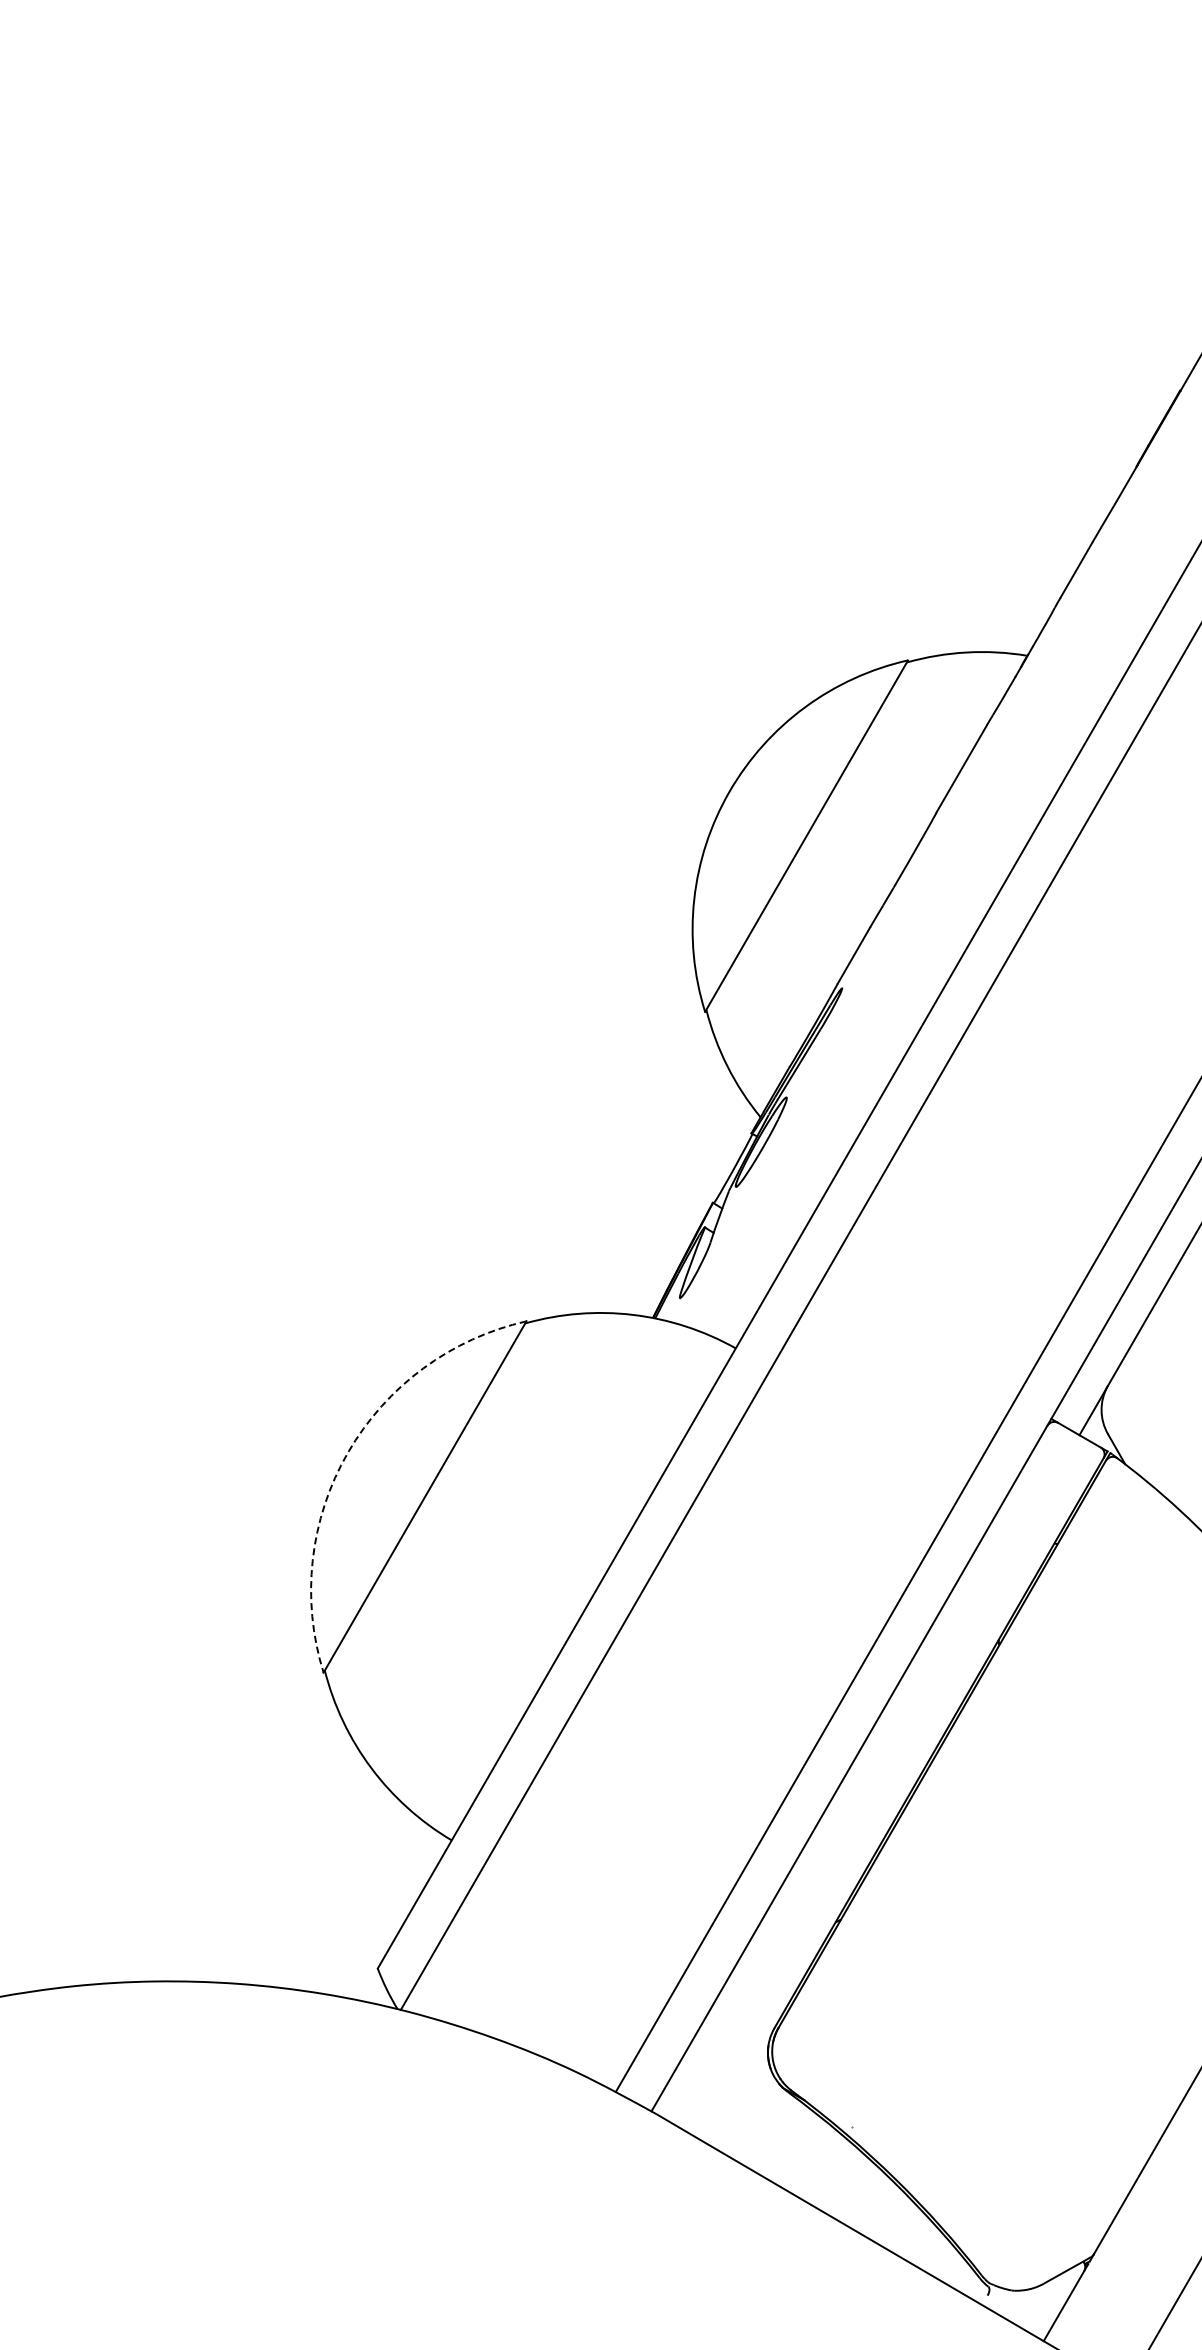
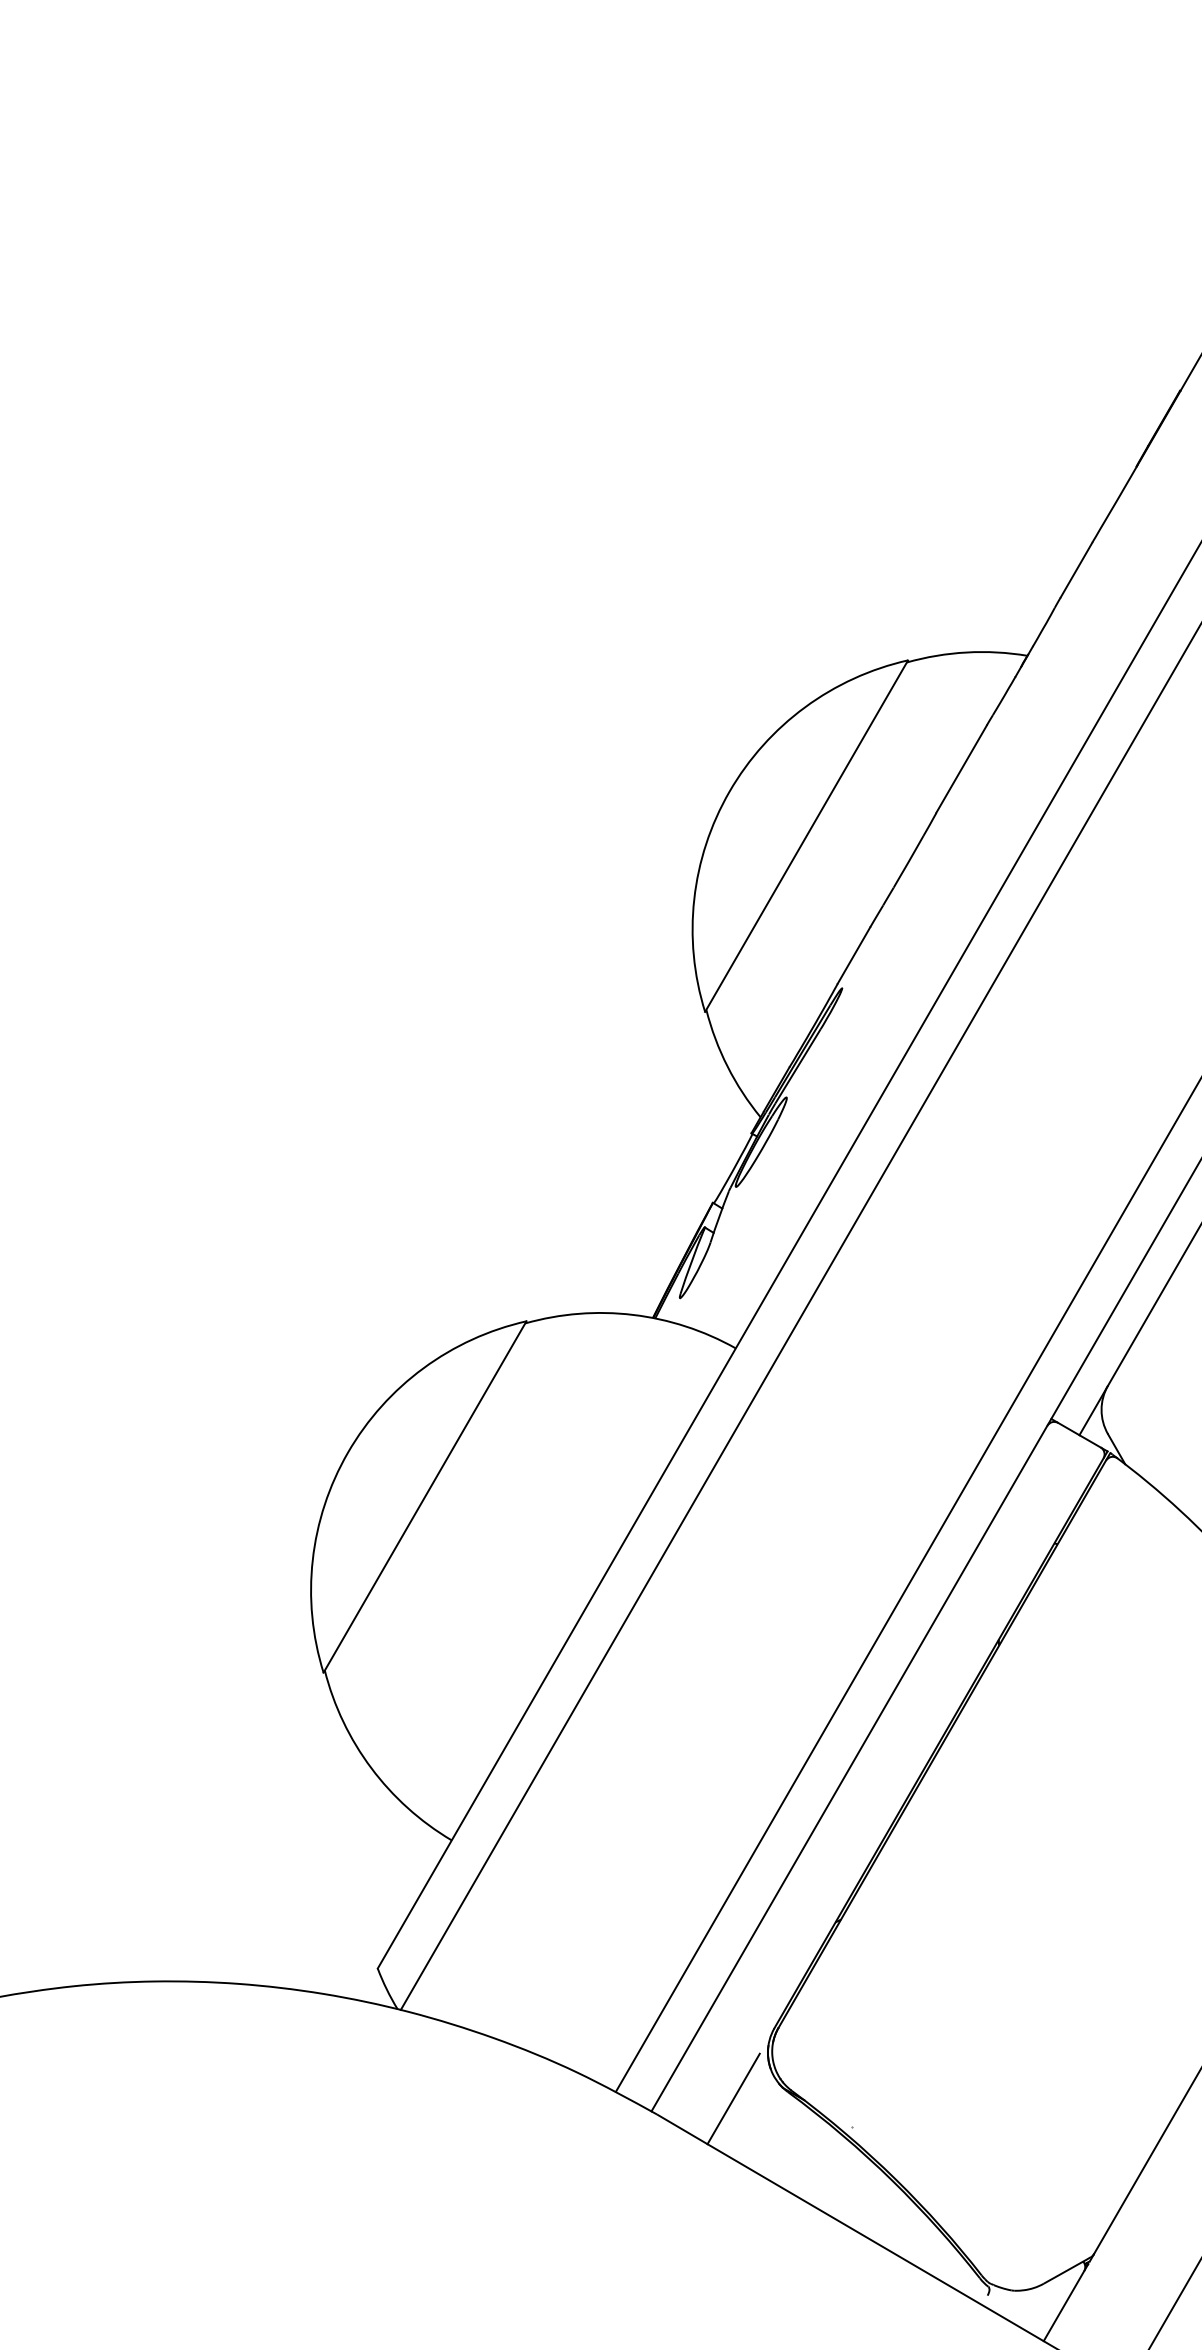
arc: dashed -> solid (348, 1452)
line: none -> present (733, 2098)
